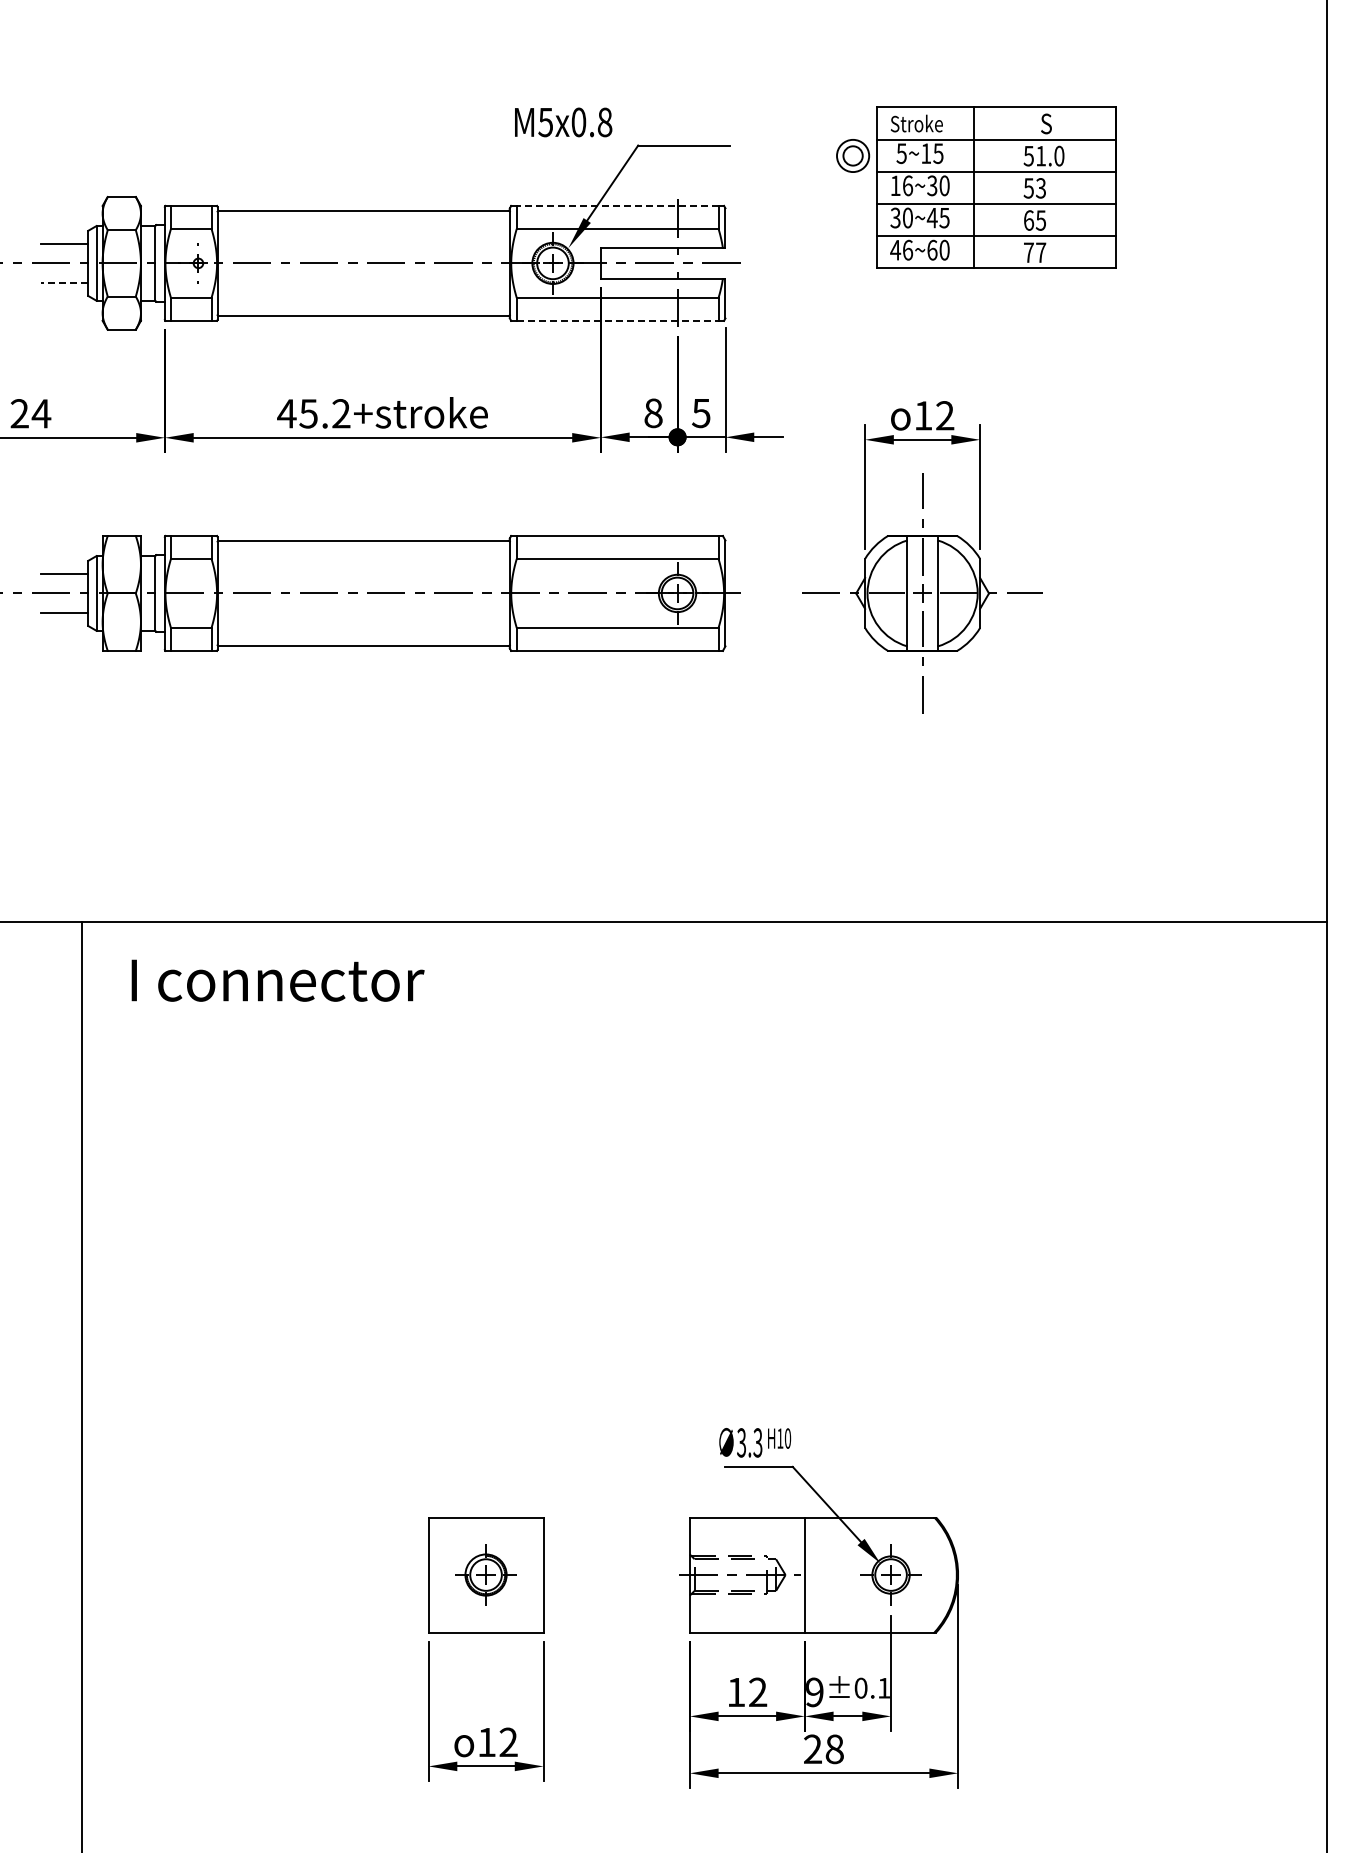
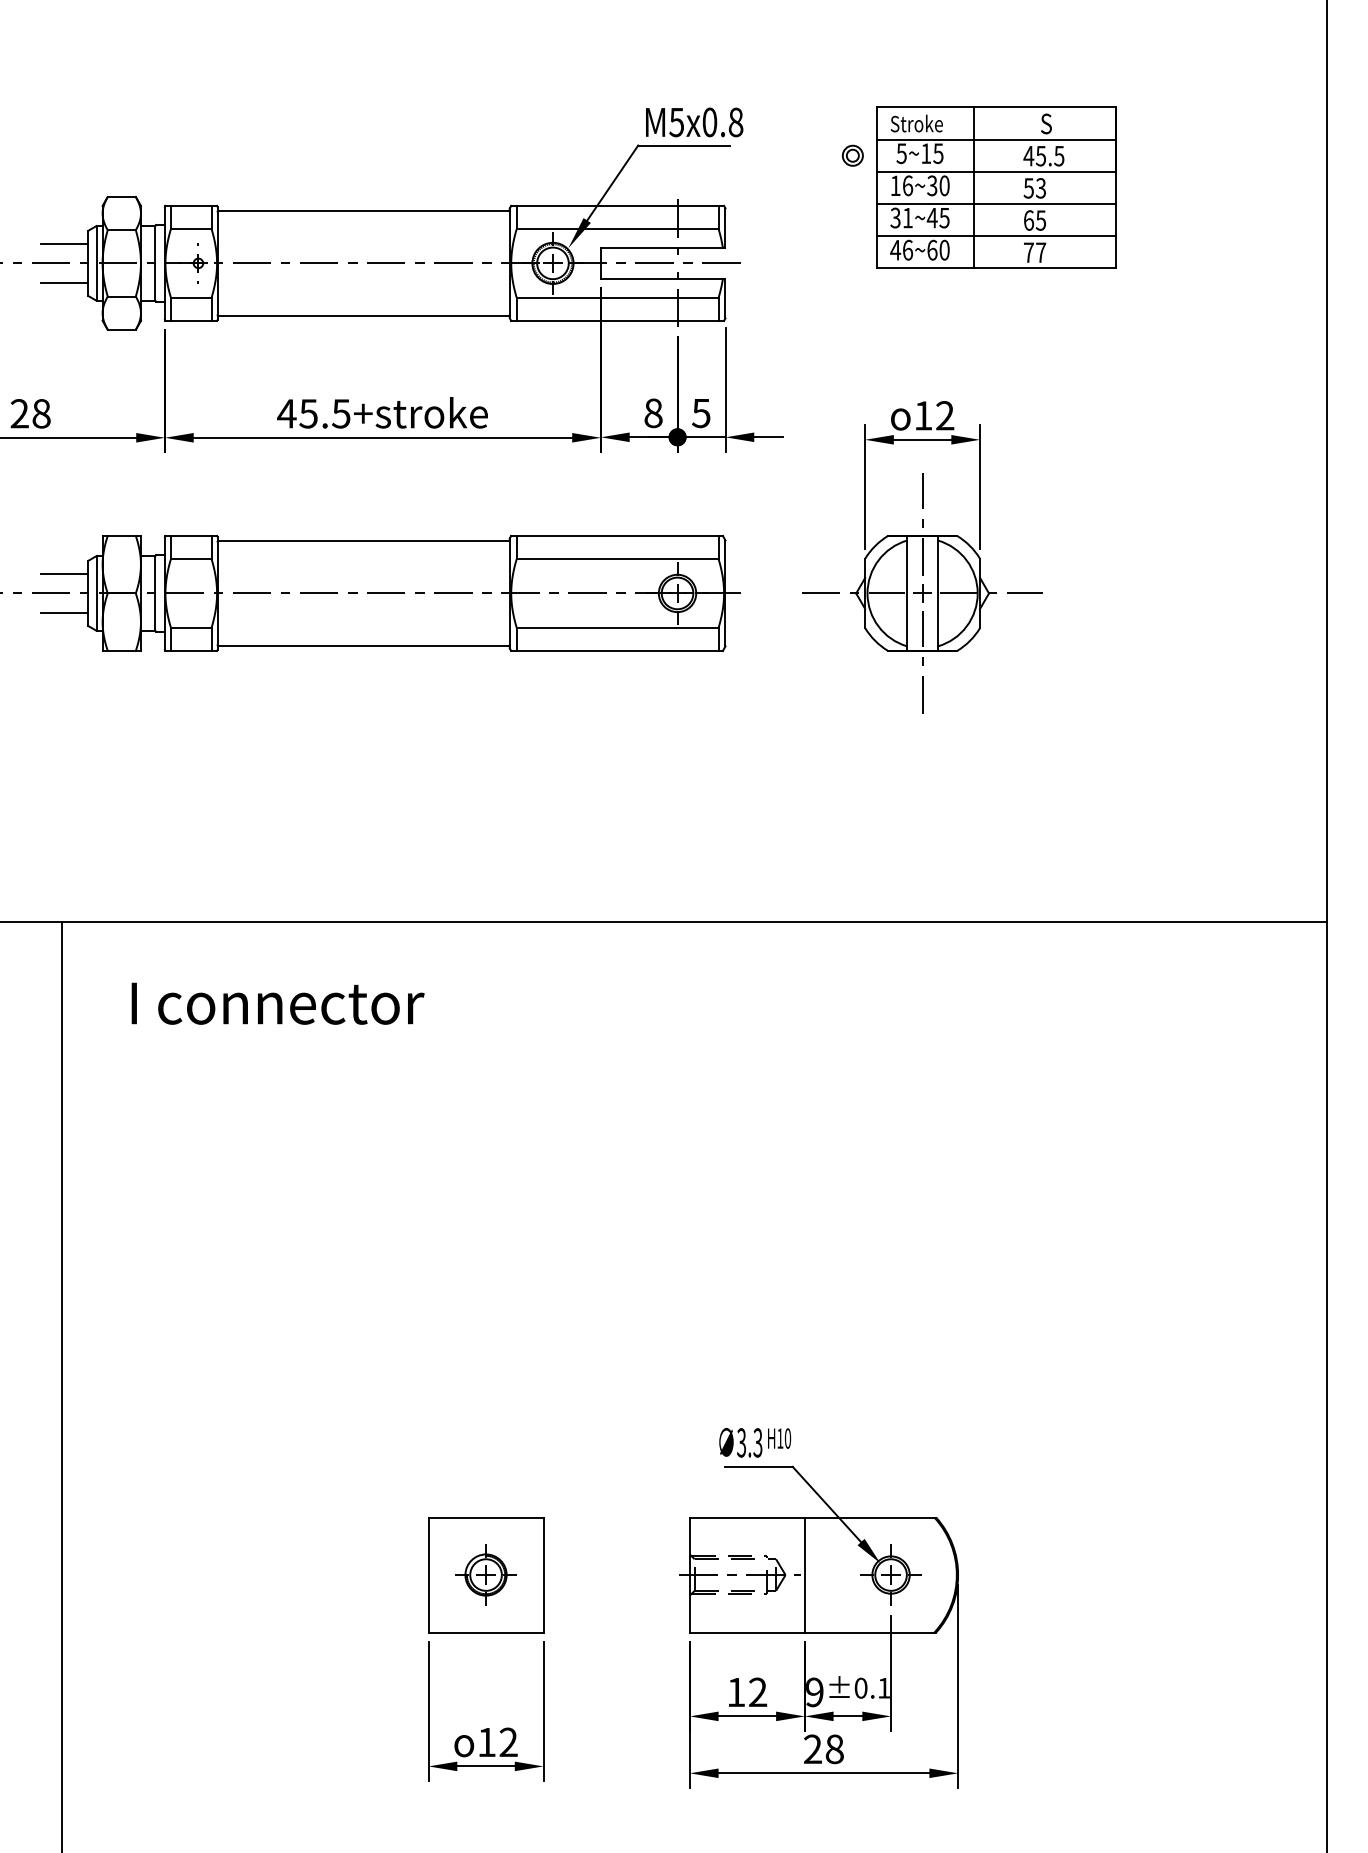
text position: (563, 122) -> (694, 122) (694, 122)
part size: 35x34 px -> 23x23 px (852, 155)
text: 51.0 -> 45.5 (1043, 155)
line: dashed -> solid (617, 205)
text: 30~45 -> 31~45 (907, 217)
line: dashed -> solid (64, 282)
line: dashed -> solid (617, 320)
text: 24 -> 28 (41, 413)
text: 45.2+stroke -> 45.5+stroke (341, 413)
text position: (277, 980) -> (277, 1003) (277, 1003)
line position: (82, 1385) -> (62, 1385) (62, 1385)
